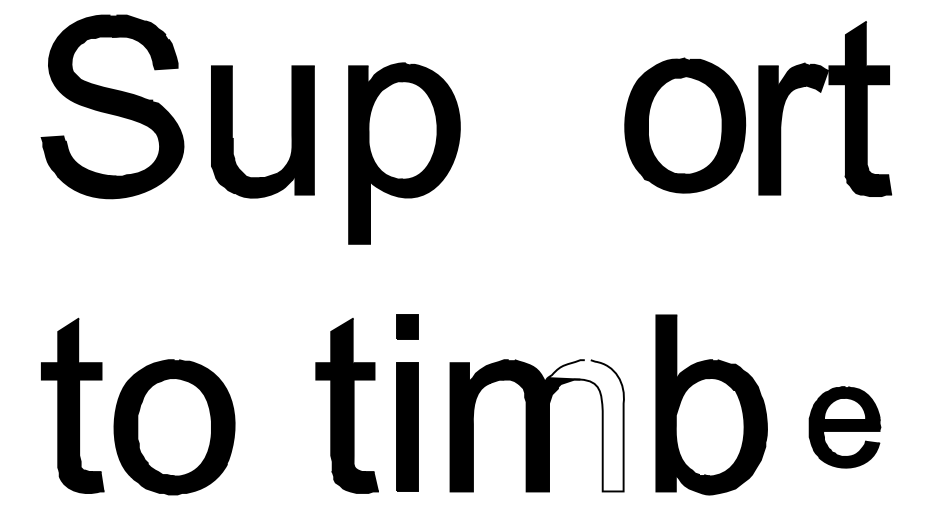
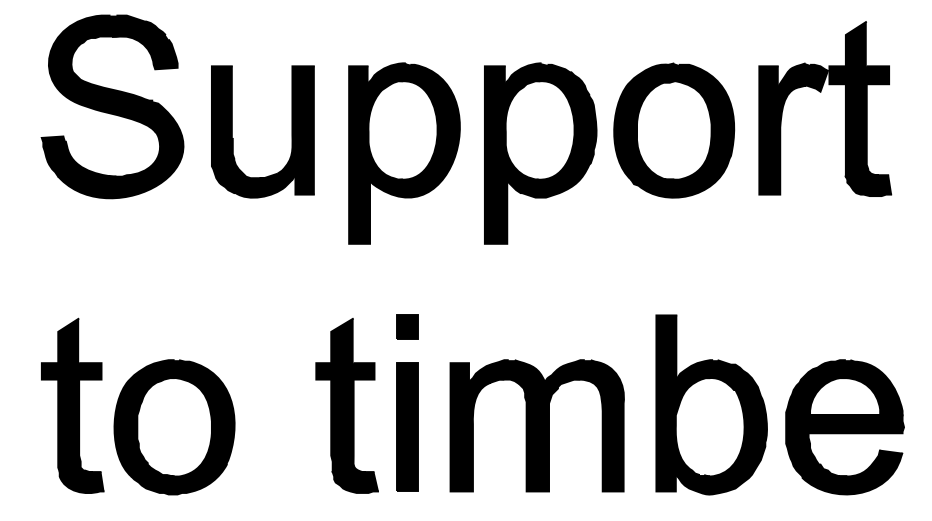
part position: (685, 125) -> (674, 130) (674, 130)
part: none -> present (540, 153)
fill: none -> present (585, 425)
part size: 74x83 px -> 120x137 px (844, 427)
